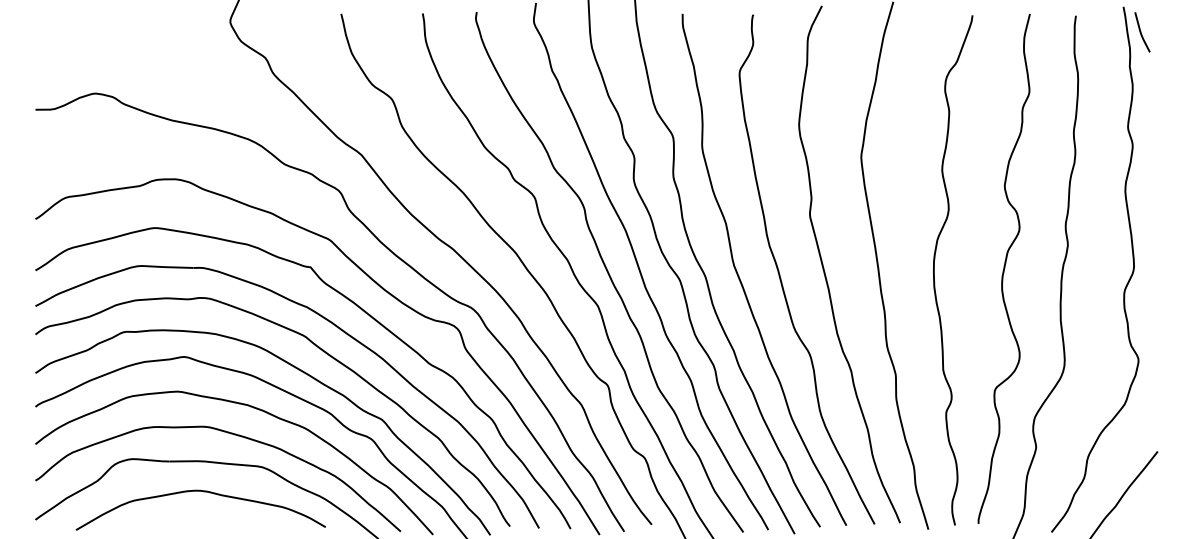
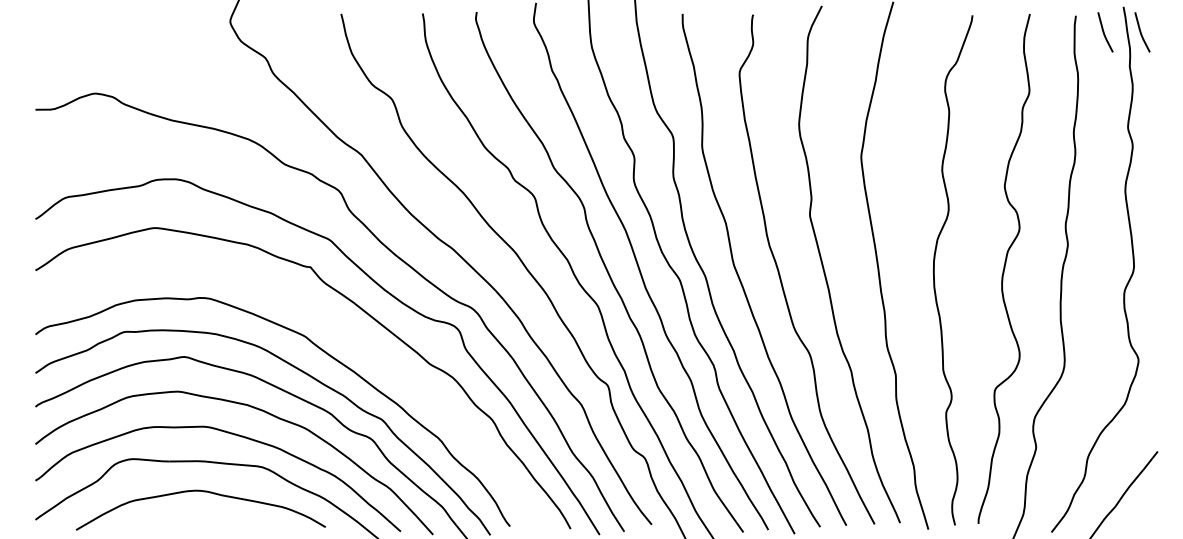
line: none -> present (1104, 32)
part: present -> none (333, 325)
